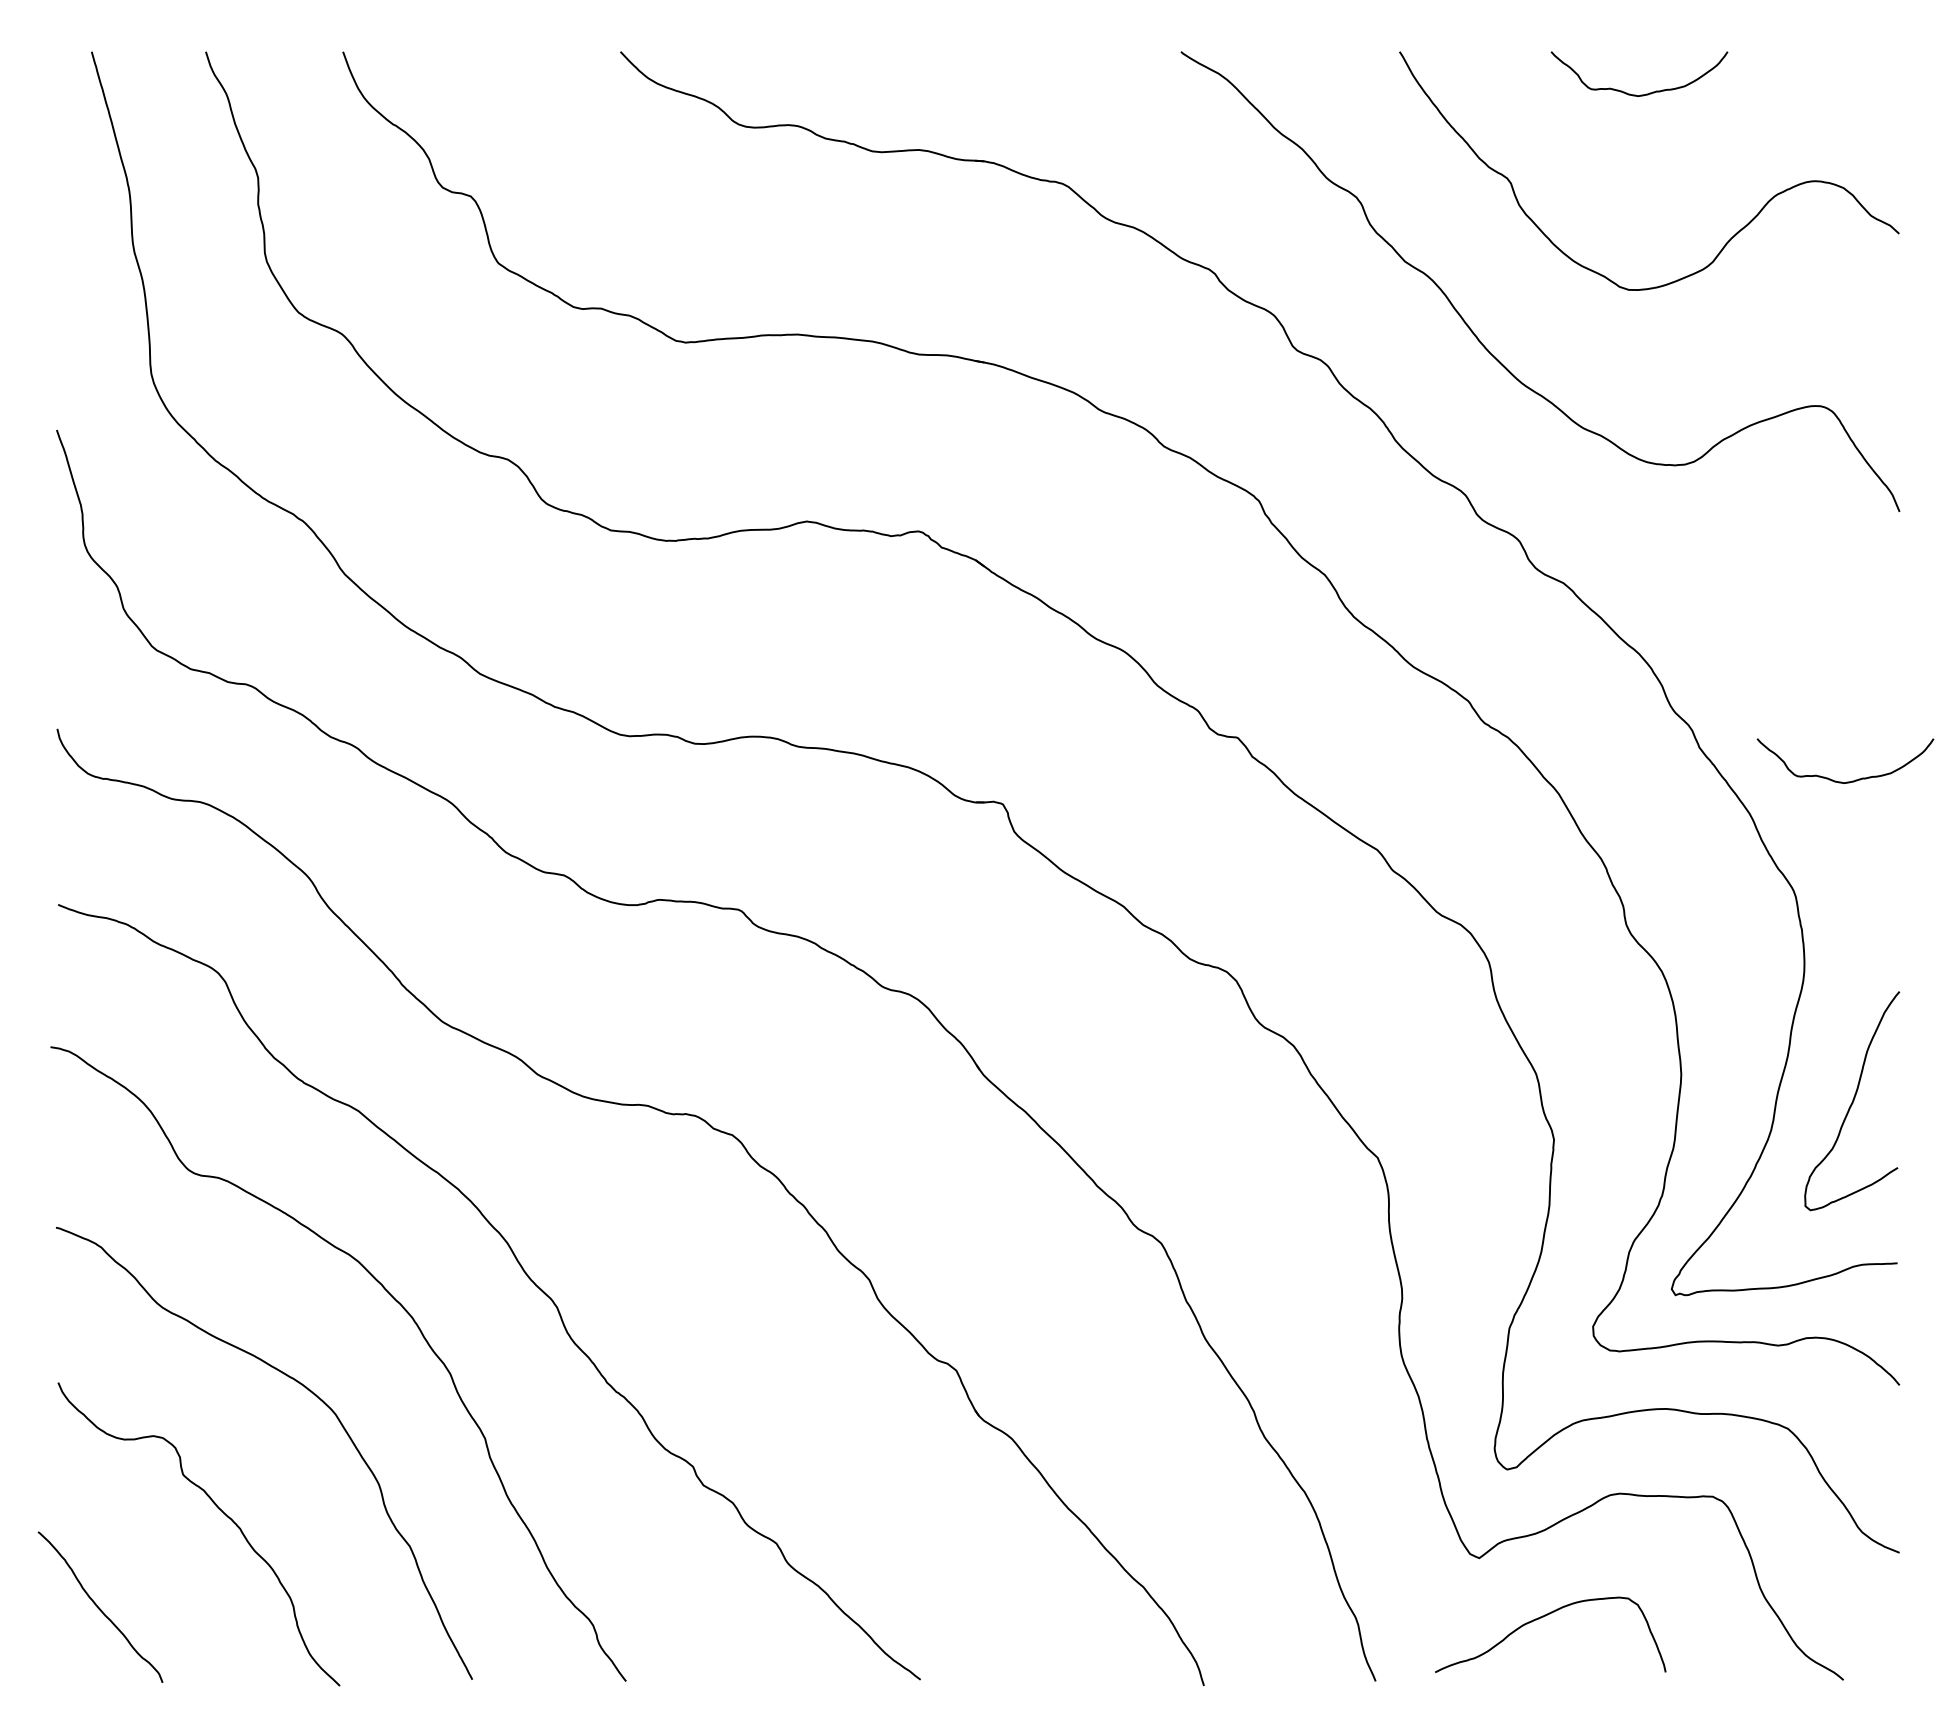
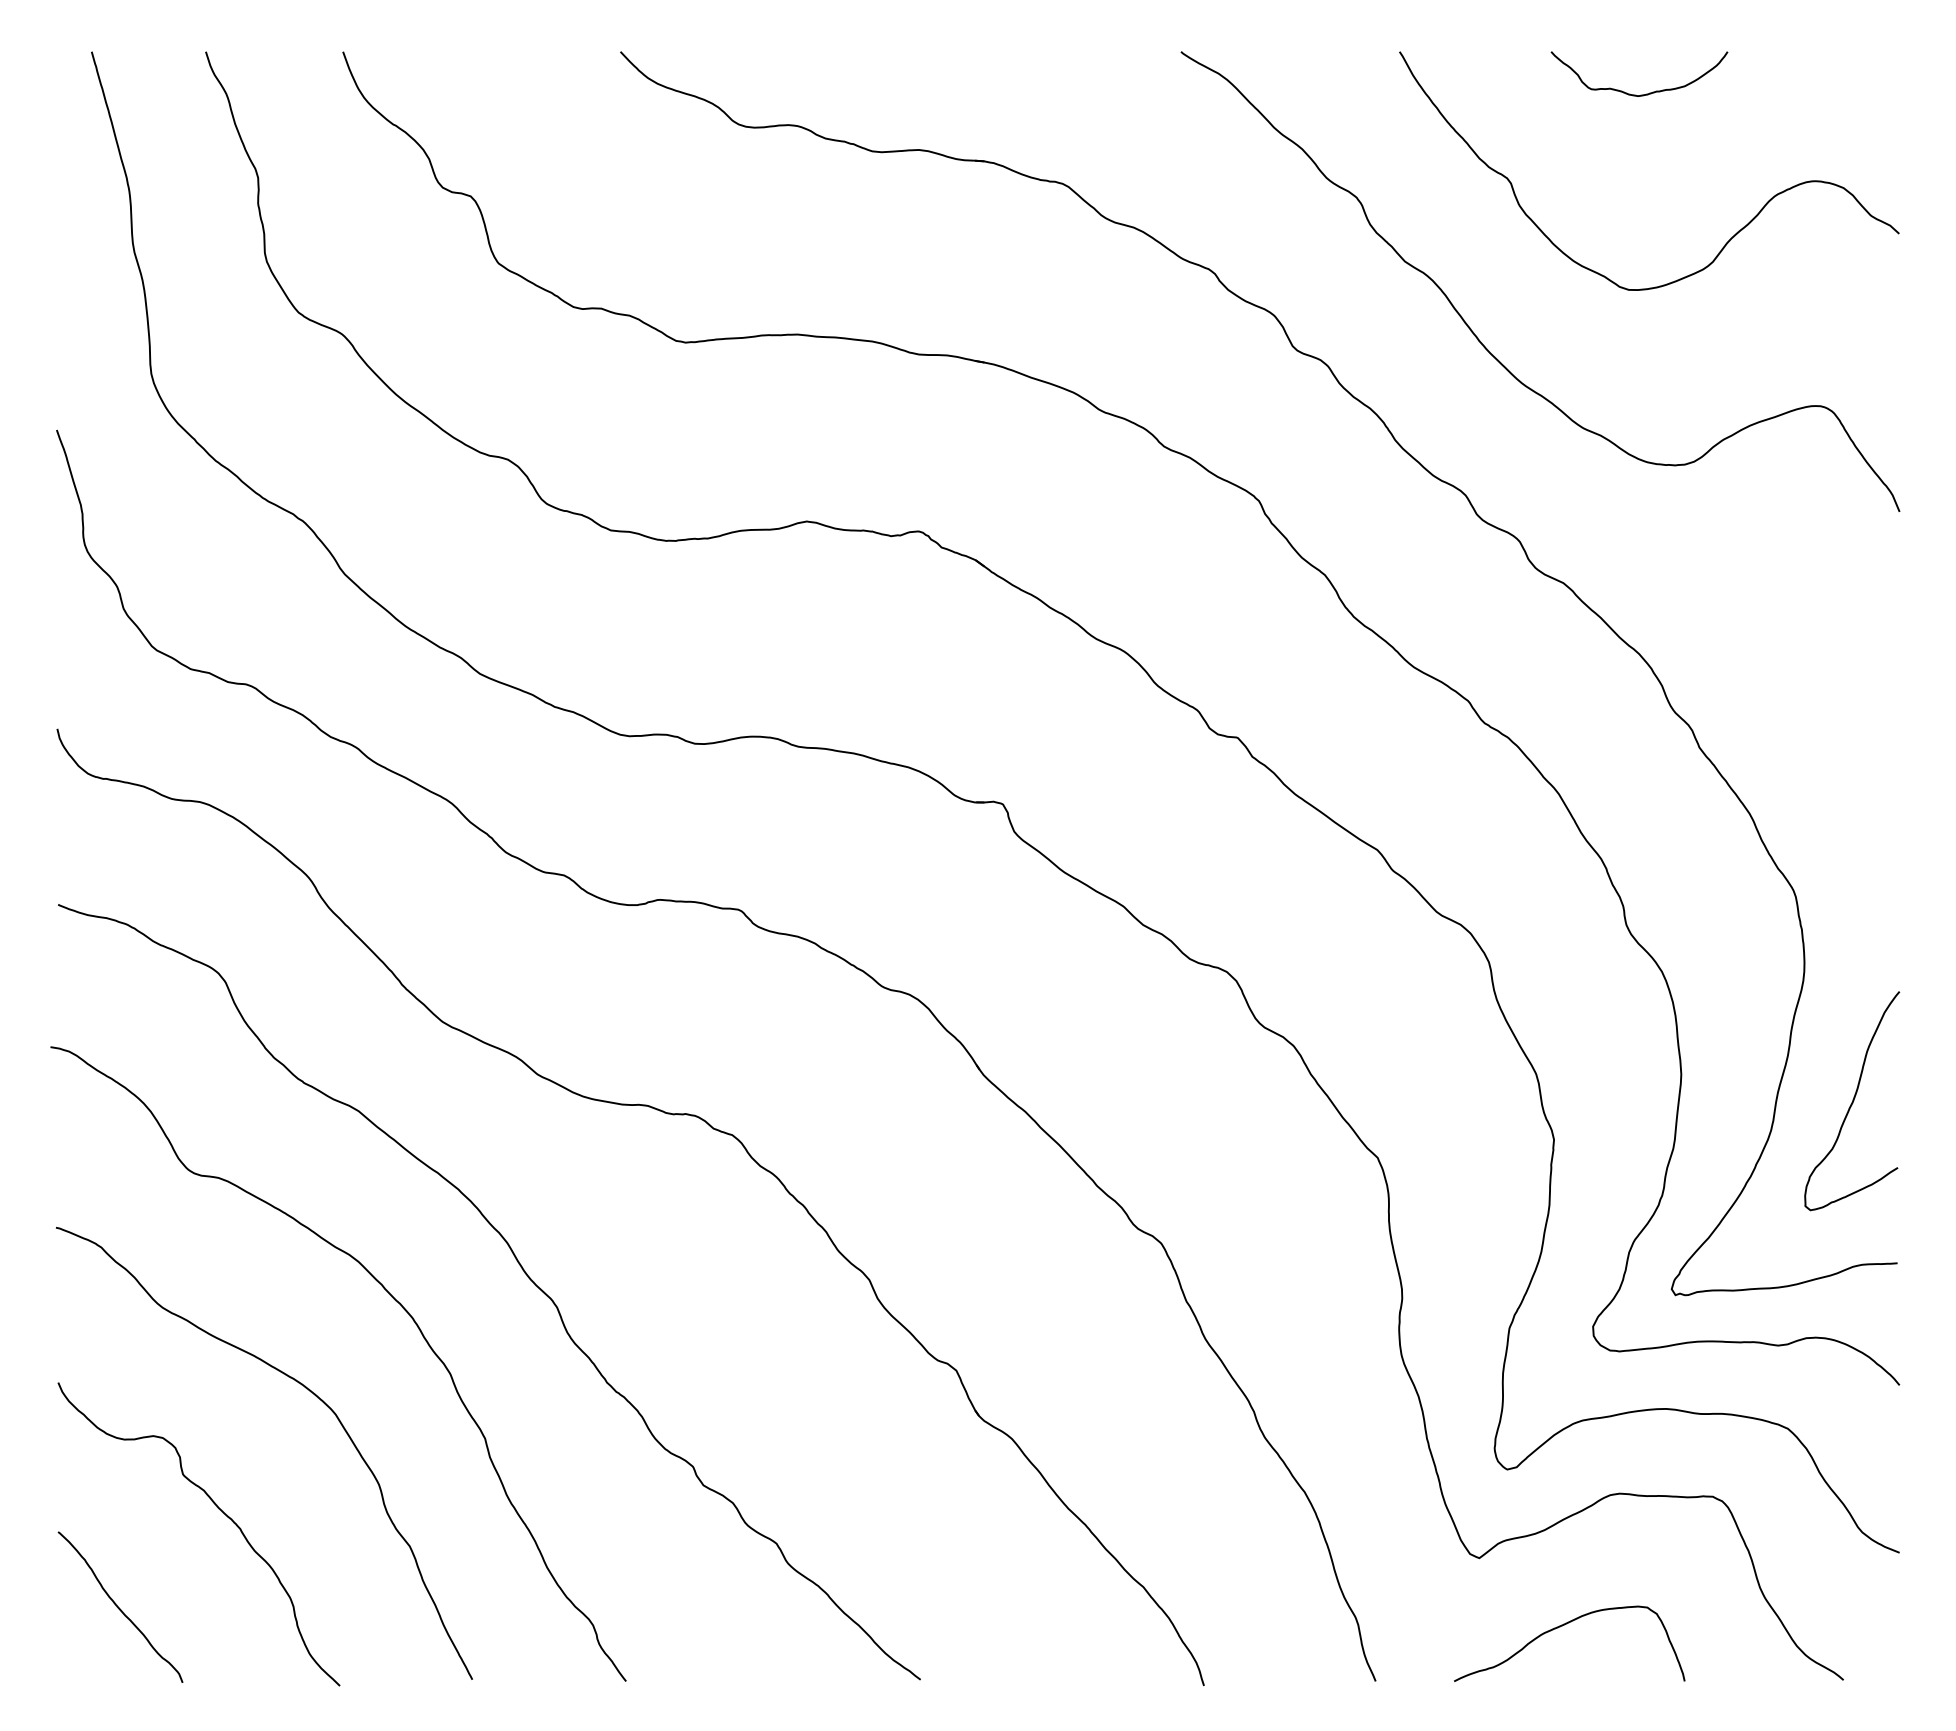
curve: present -> none (1846, 781)
curve position: (99, 1607) -> (119, 1607) (119, 1607)
curve position: (1541, 1618) -> (1560, 1627) (1560, 1627)
